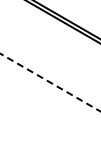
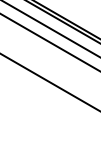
line: none -> present (51, 28)
line: none -> present (49, 42)
line: dashed -> solid (50, 82)
